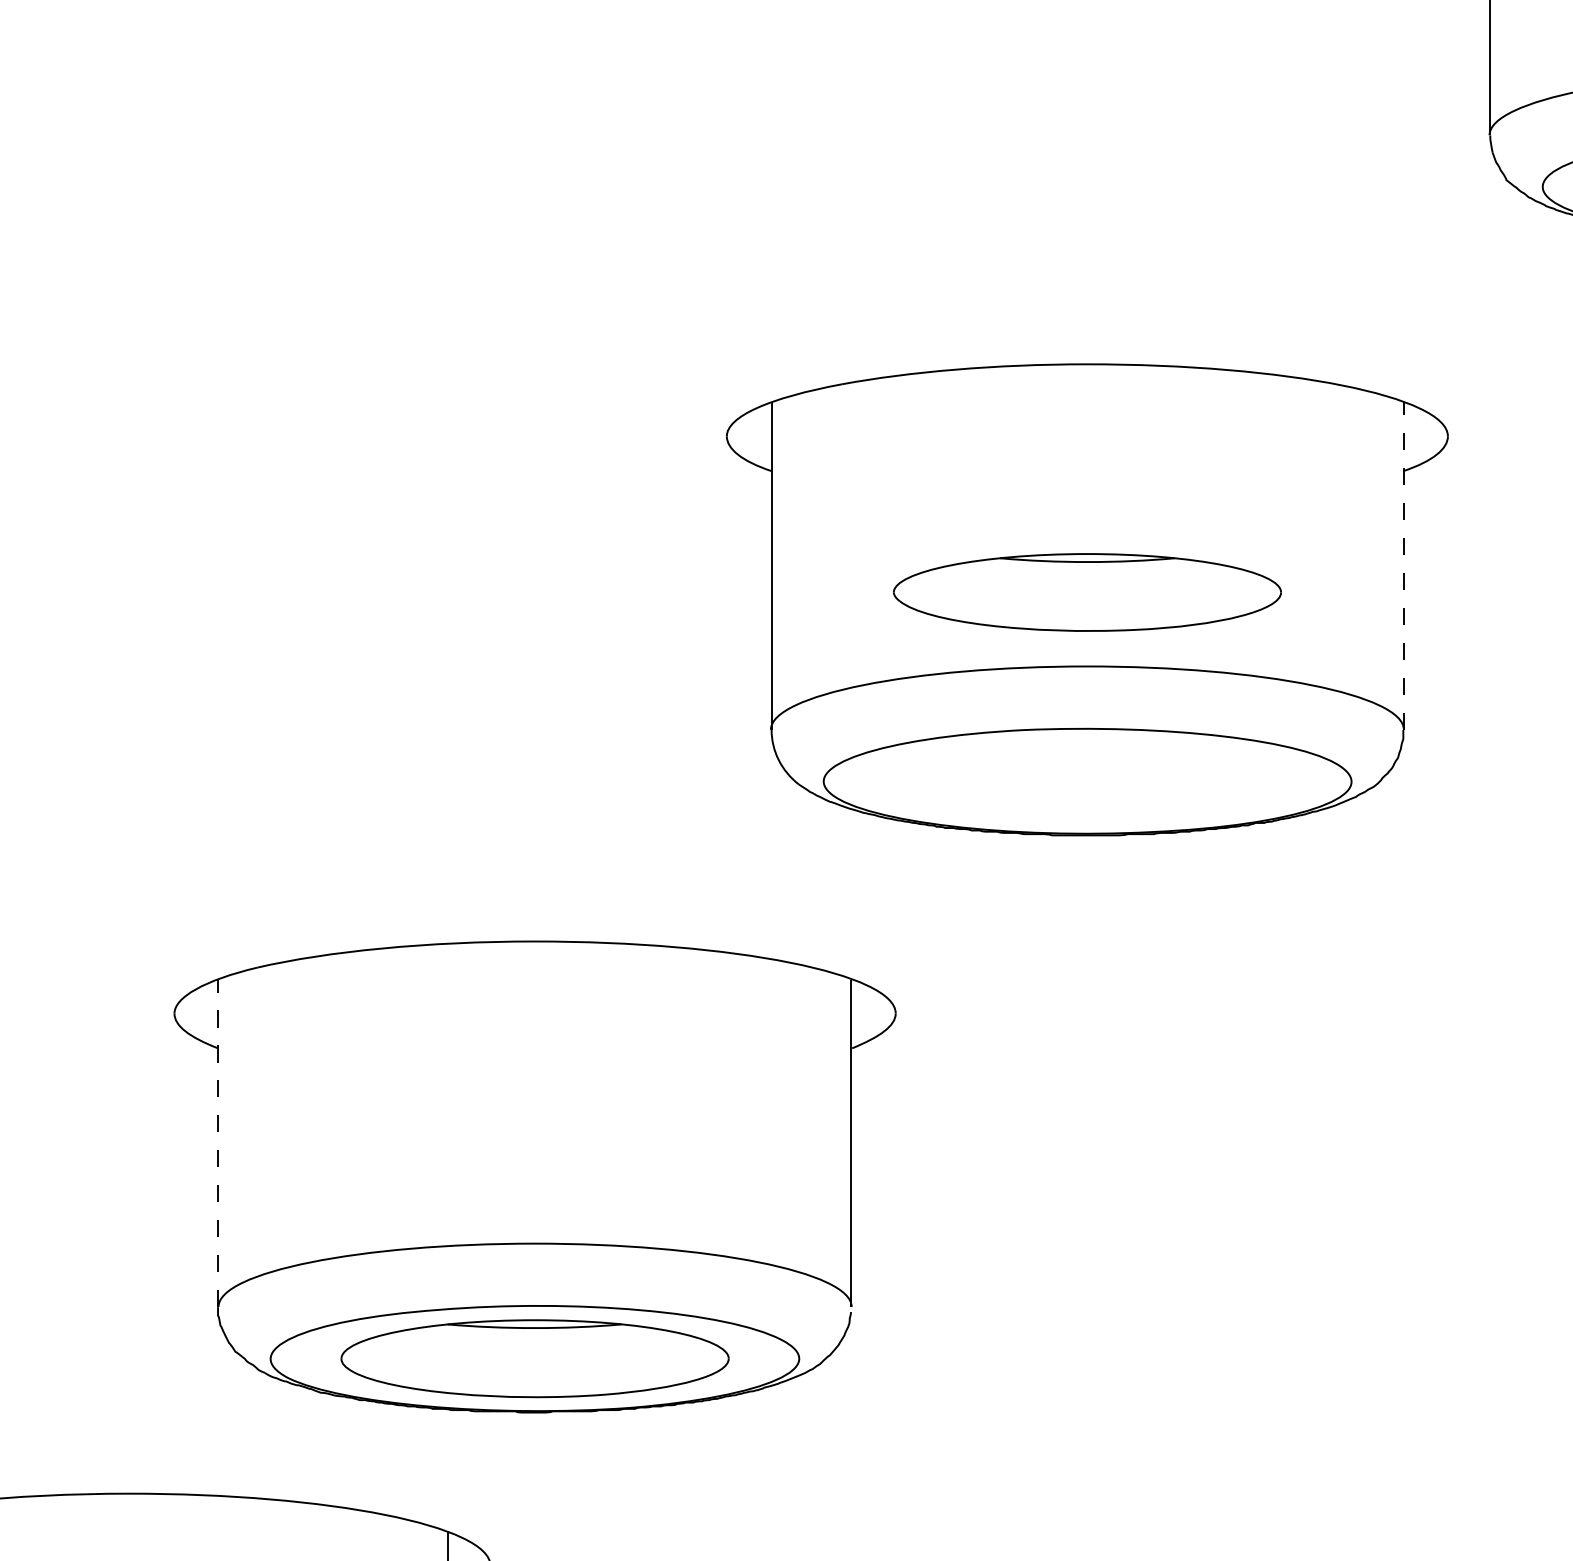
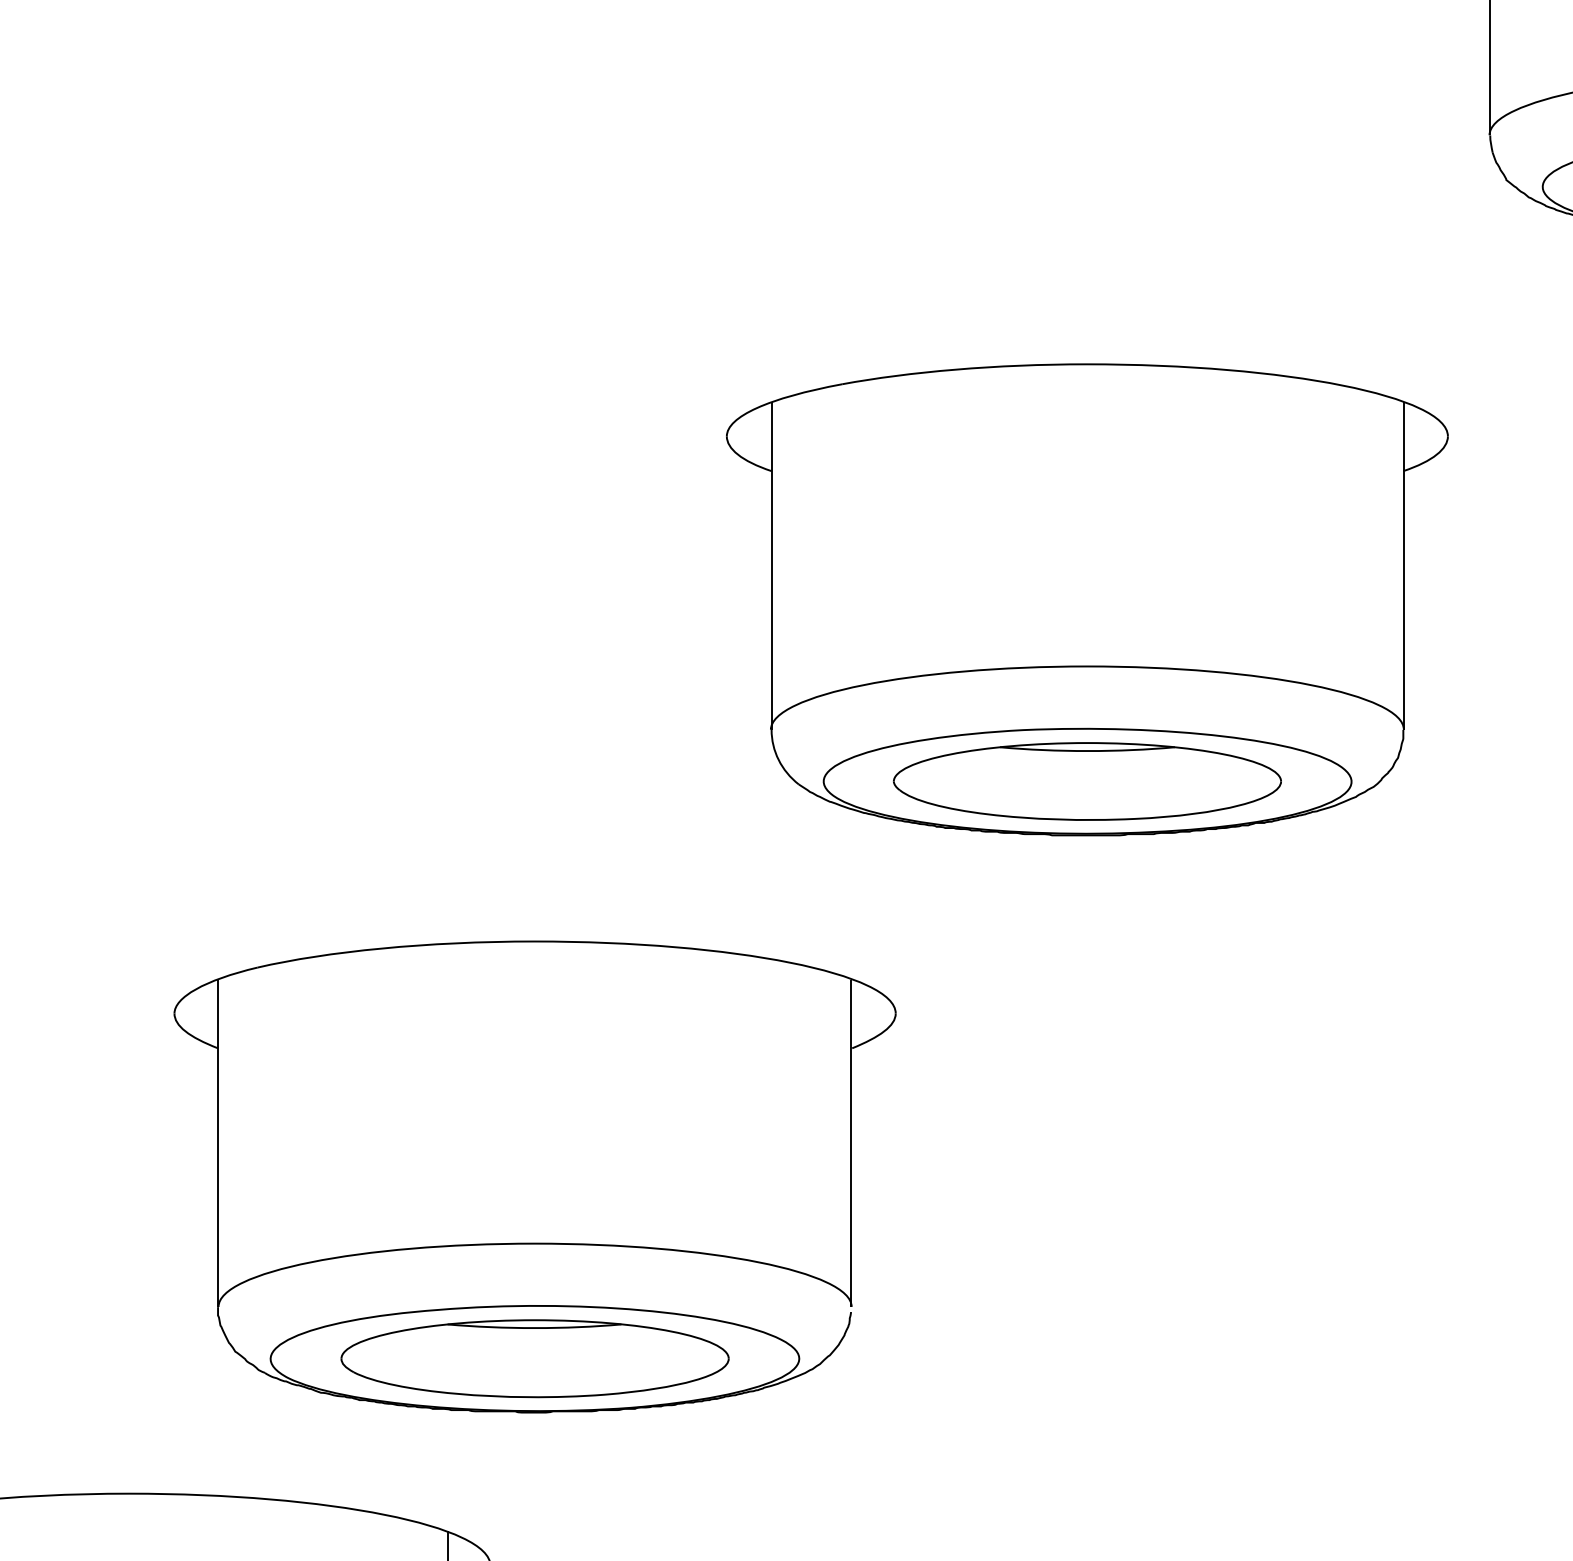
line: dashed -> solid (1403, 566)
part position: (1087, 592) -> (1087, 781) (1087, 781)
line: dashed -> solid (218, 1143)
